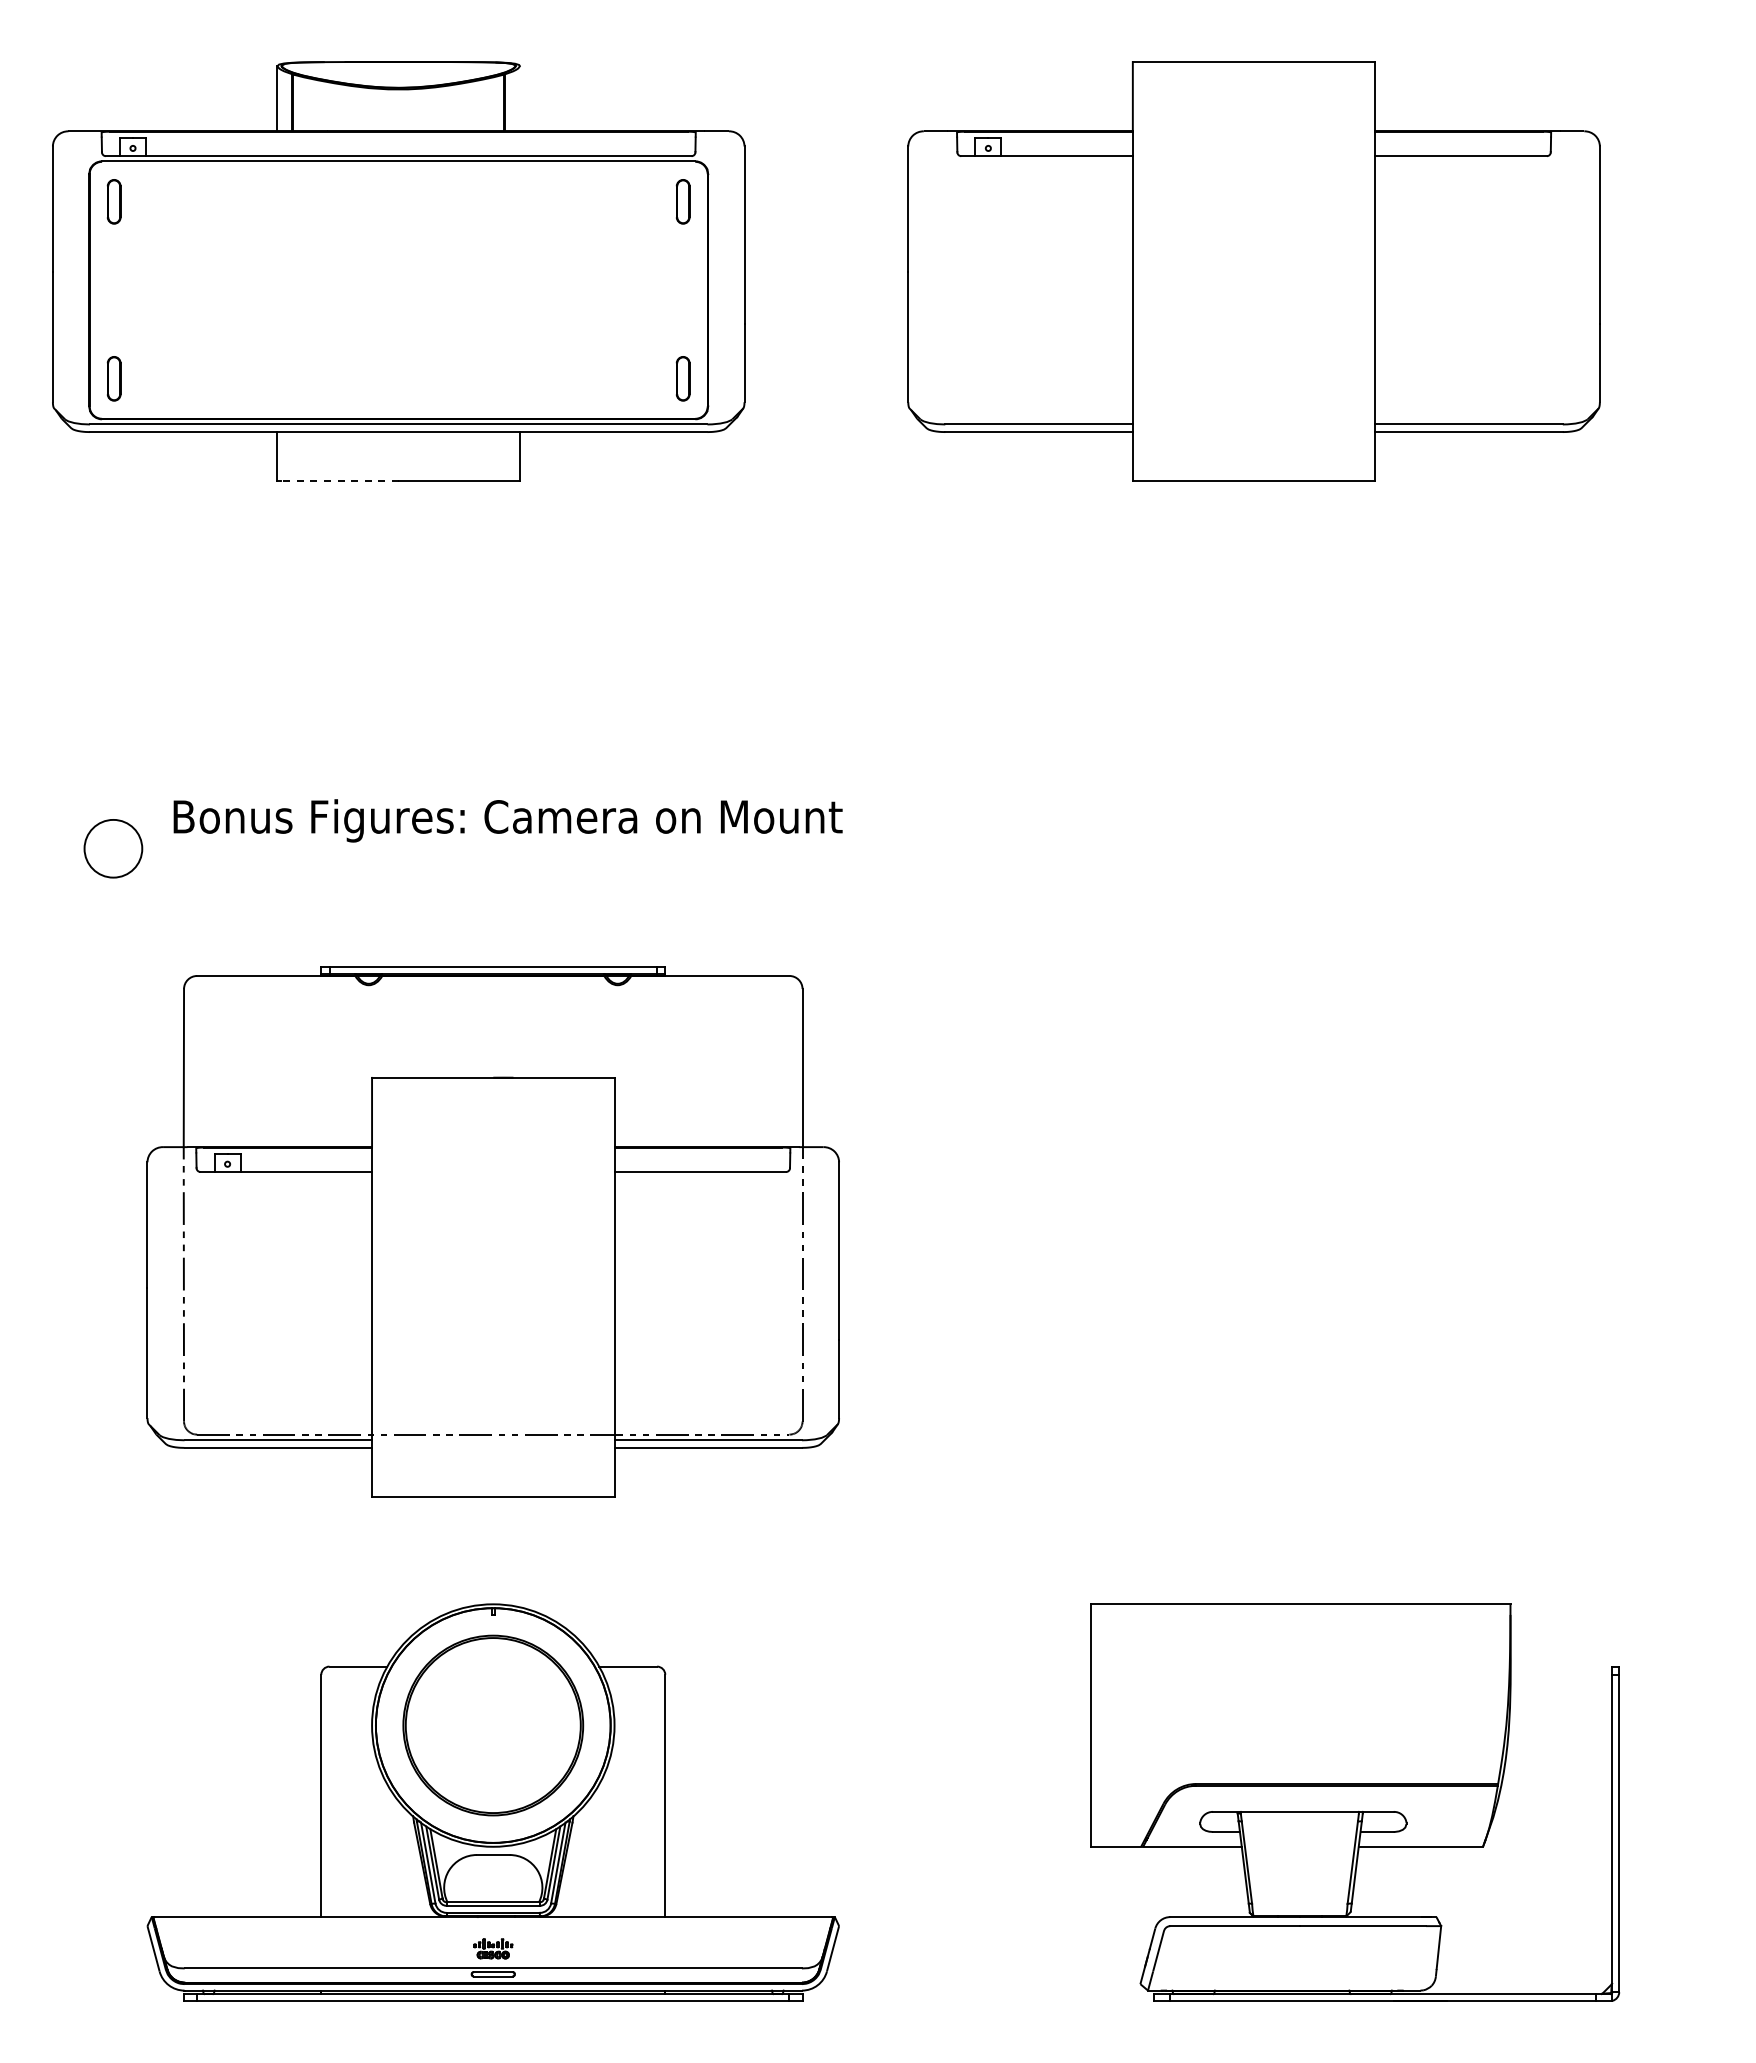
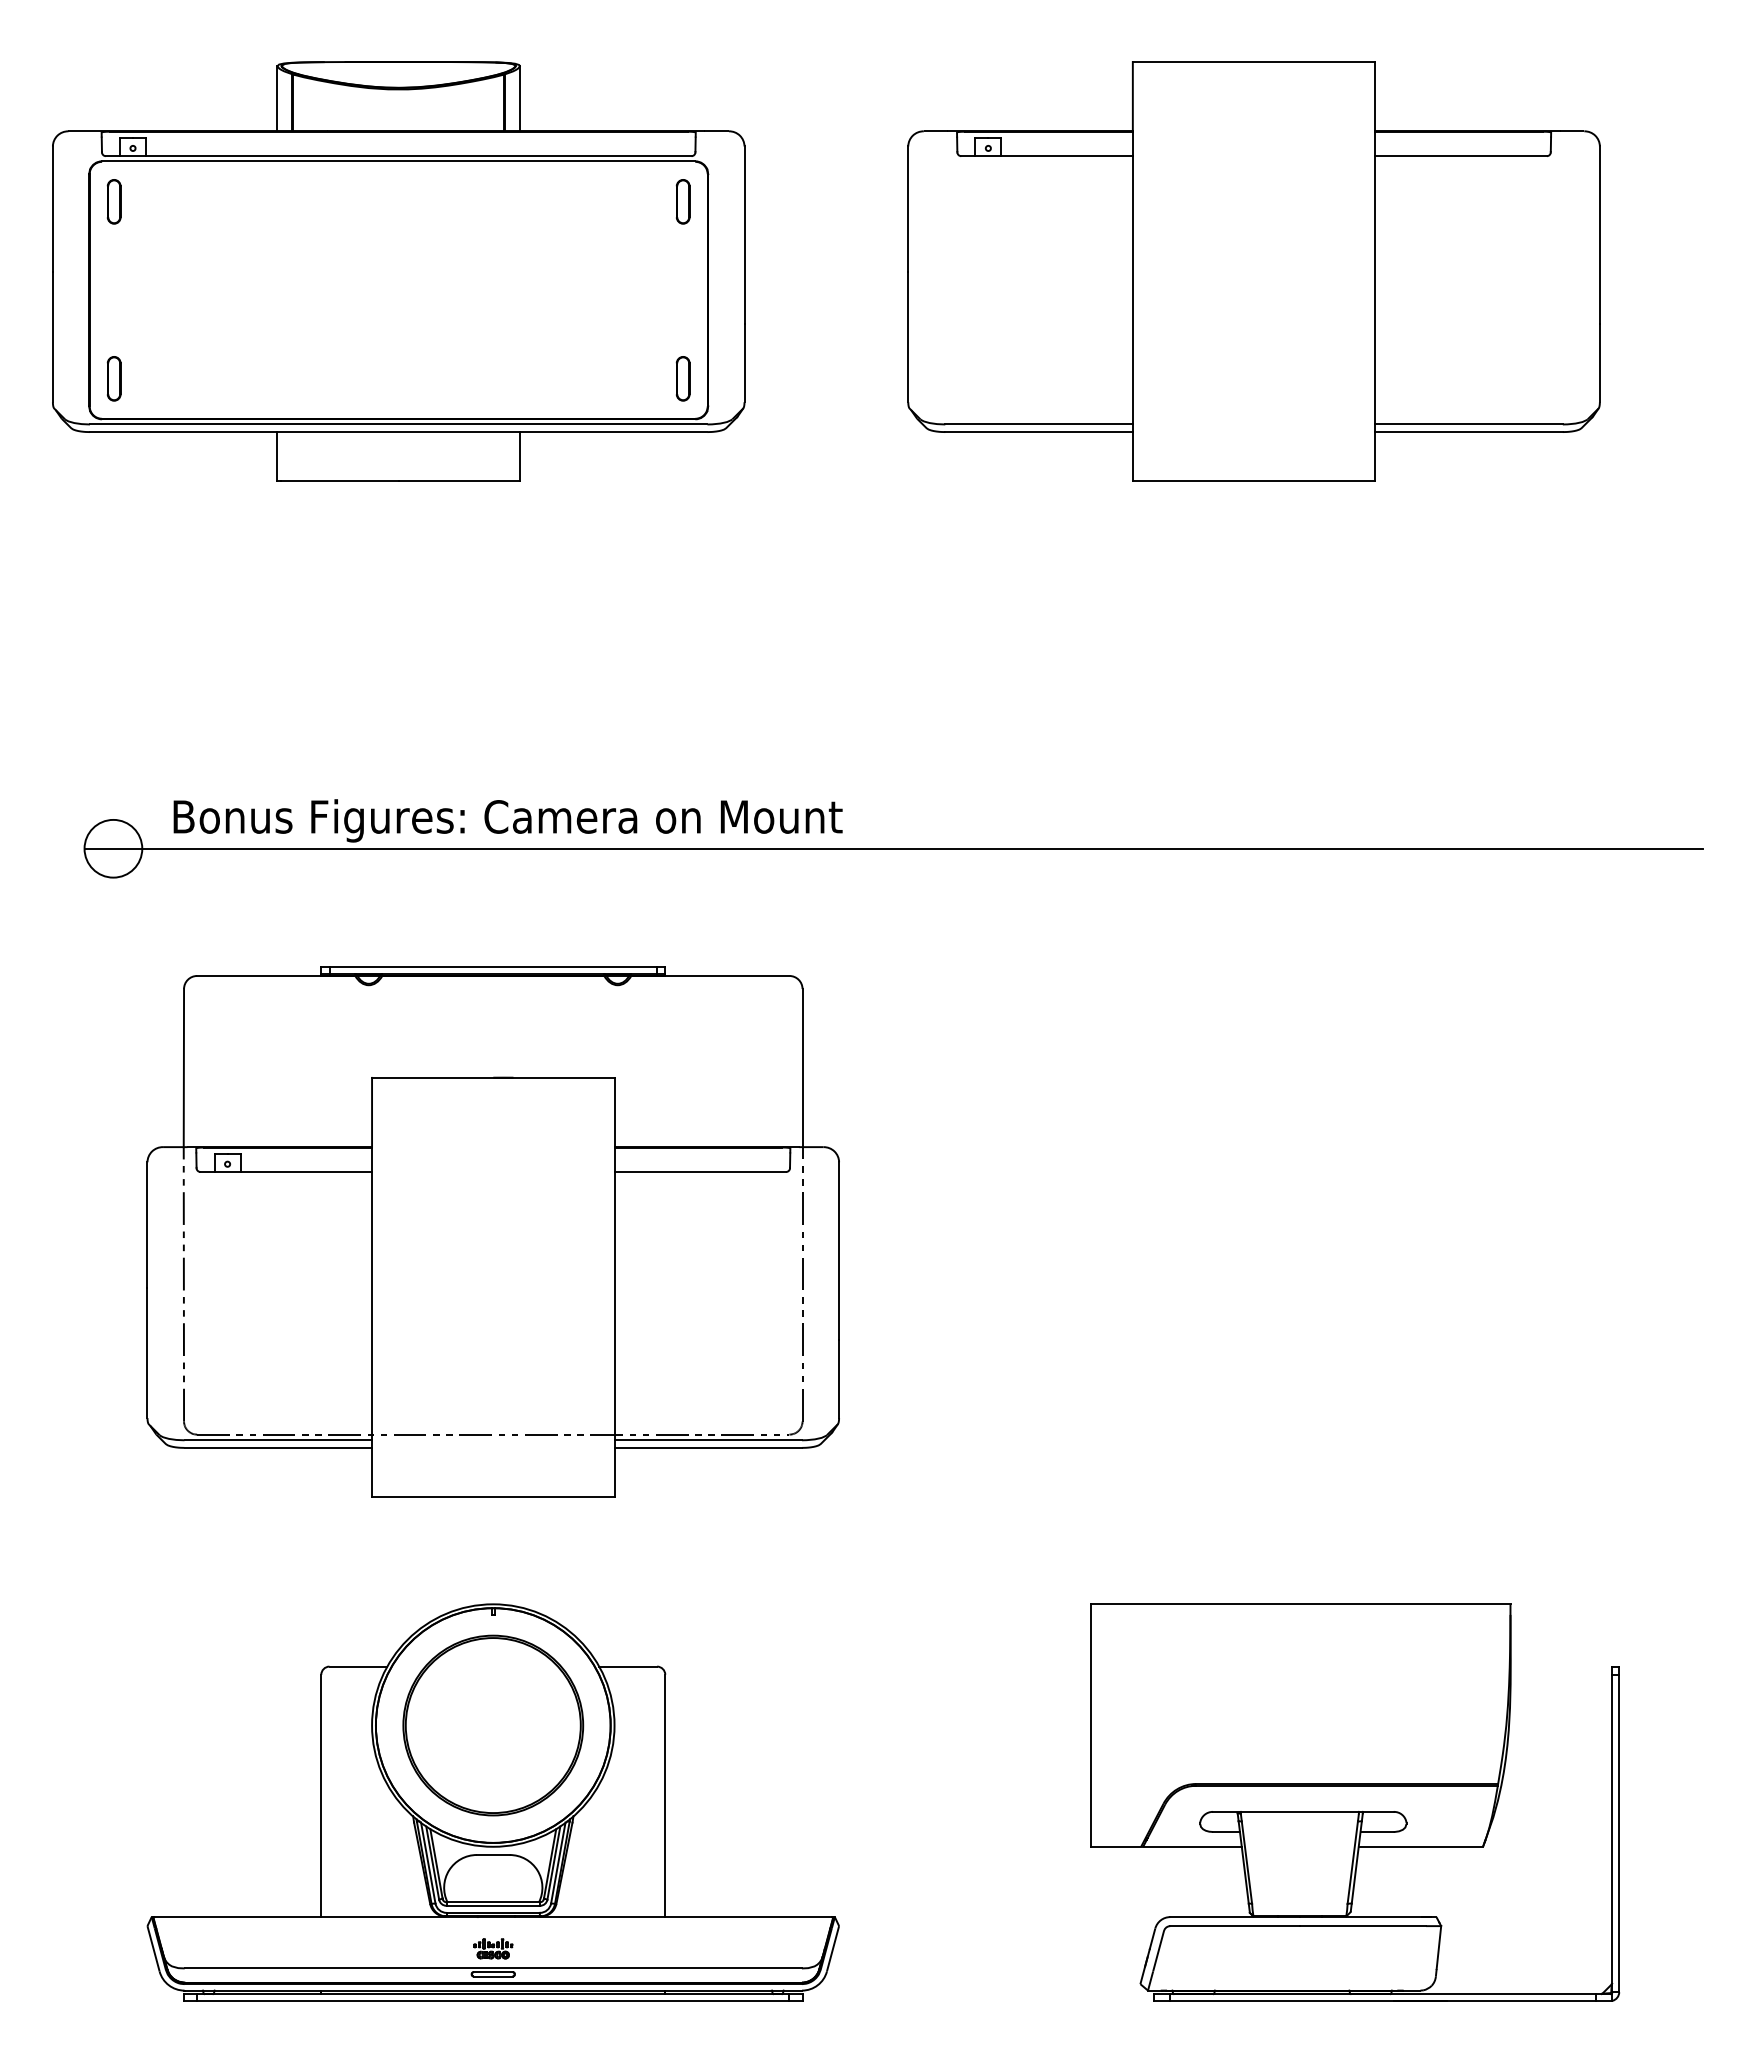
line: none -> present (519, 98)
line: dashed -> solid (340, 481)
line: none -> present (893, 848)
